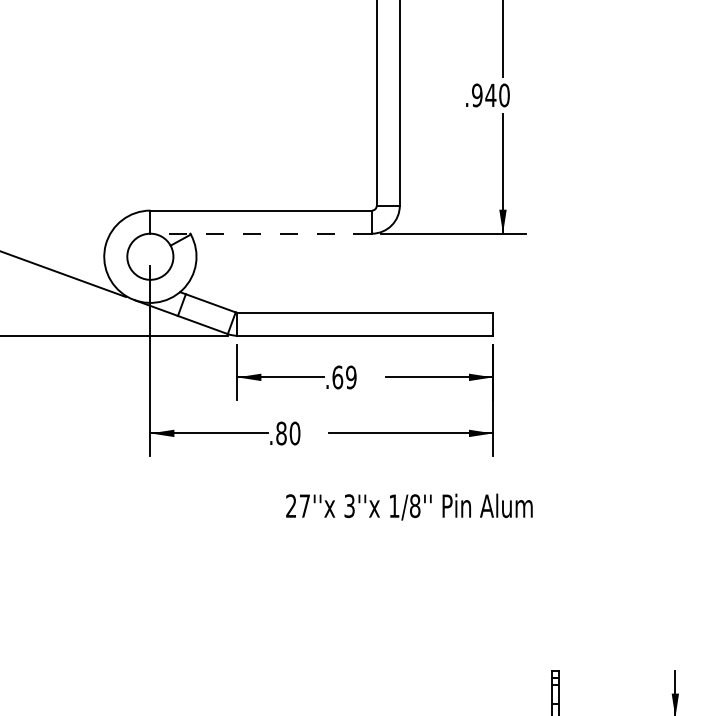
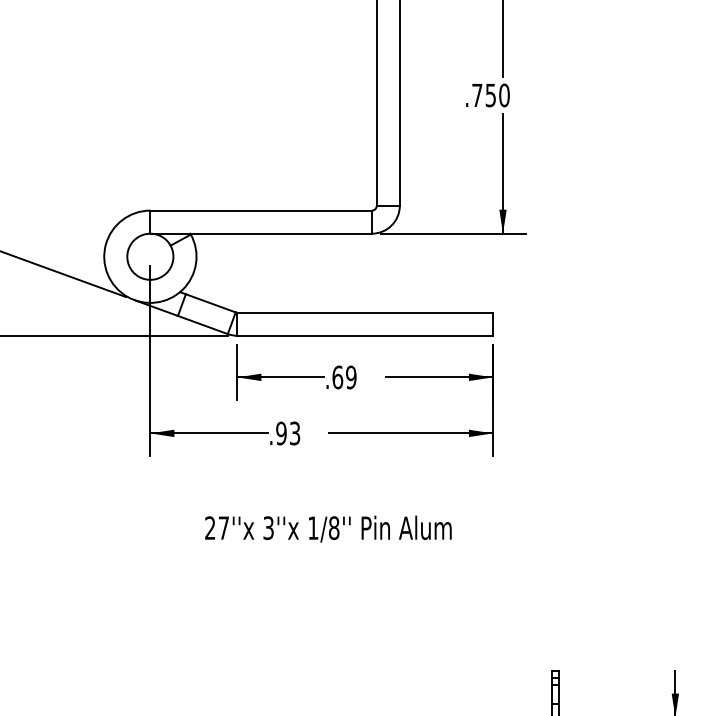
text: .940 -> .750 (484, 95)
line: dashed -> solid (261, 233)
text: .80 -> .93 (288, 433)
text position: (409, 506) -> (328, 528) (328, 528)
